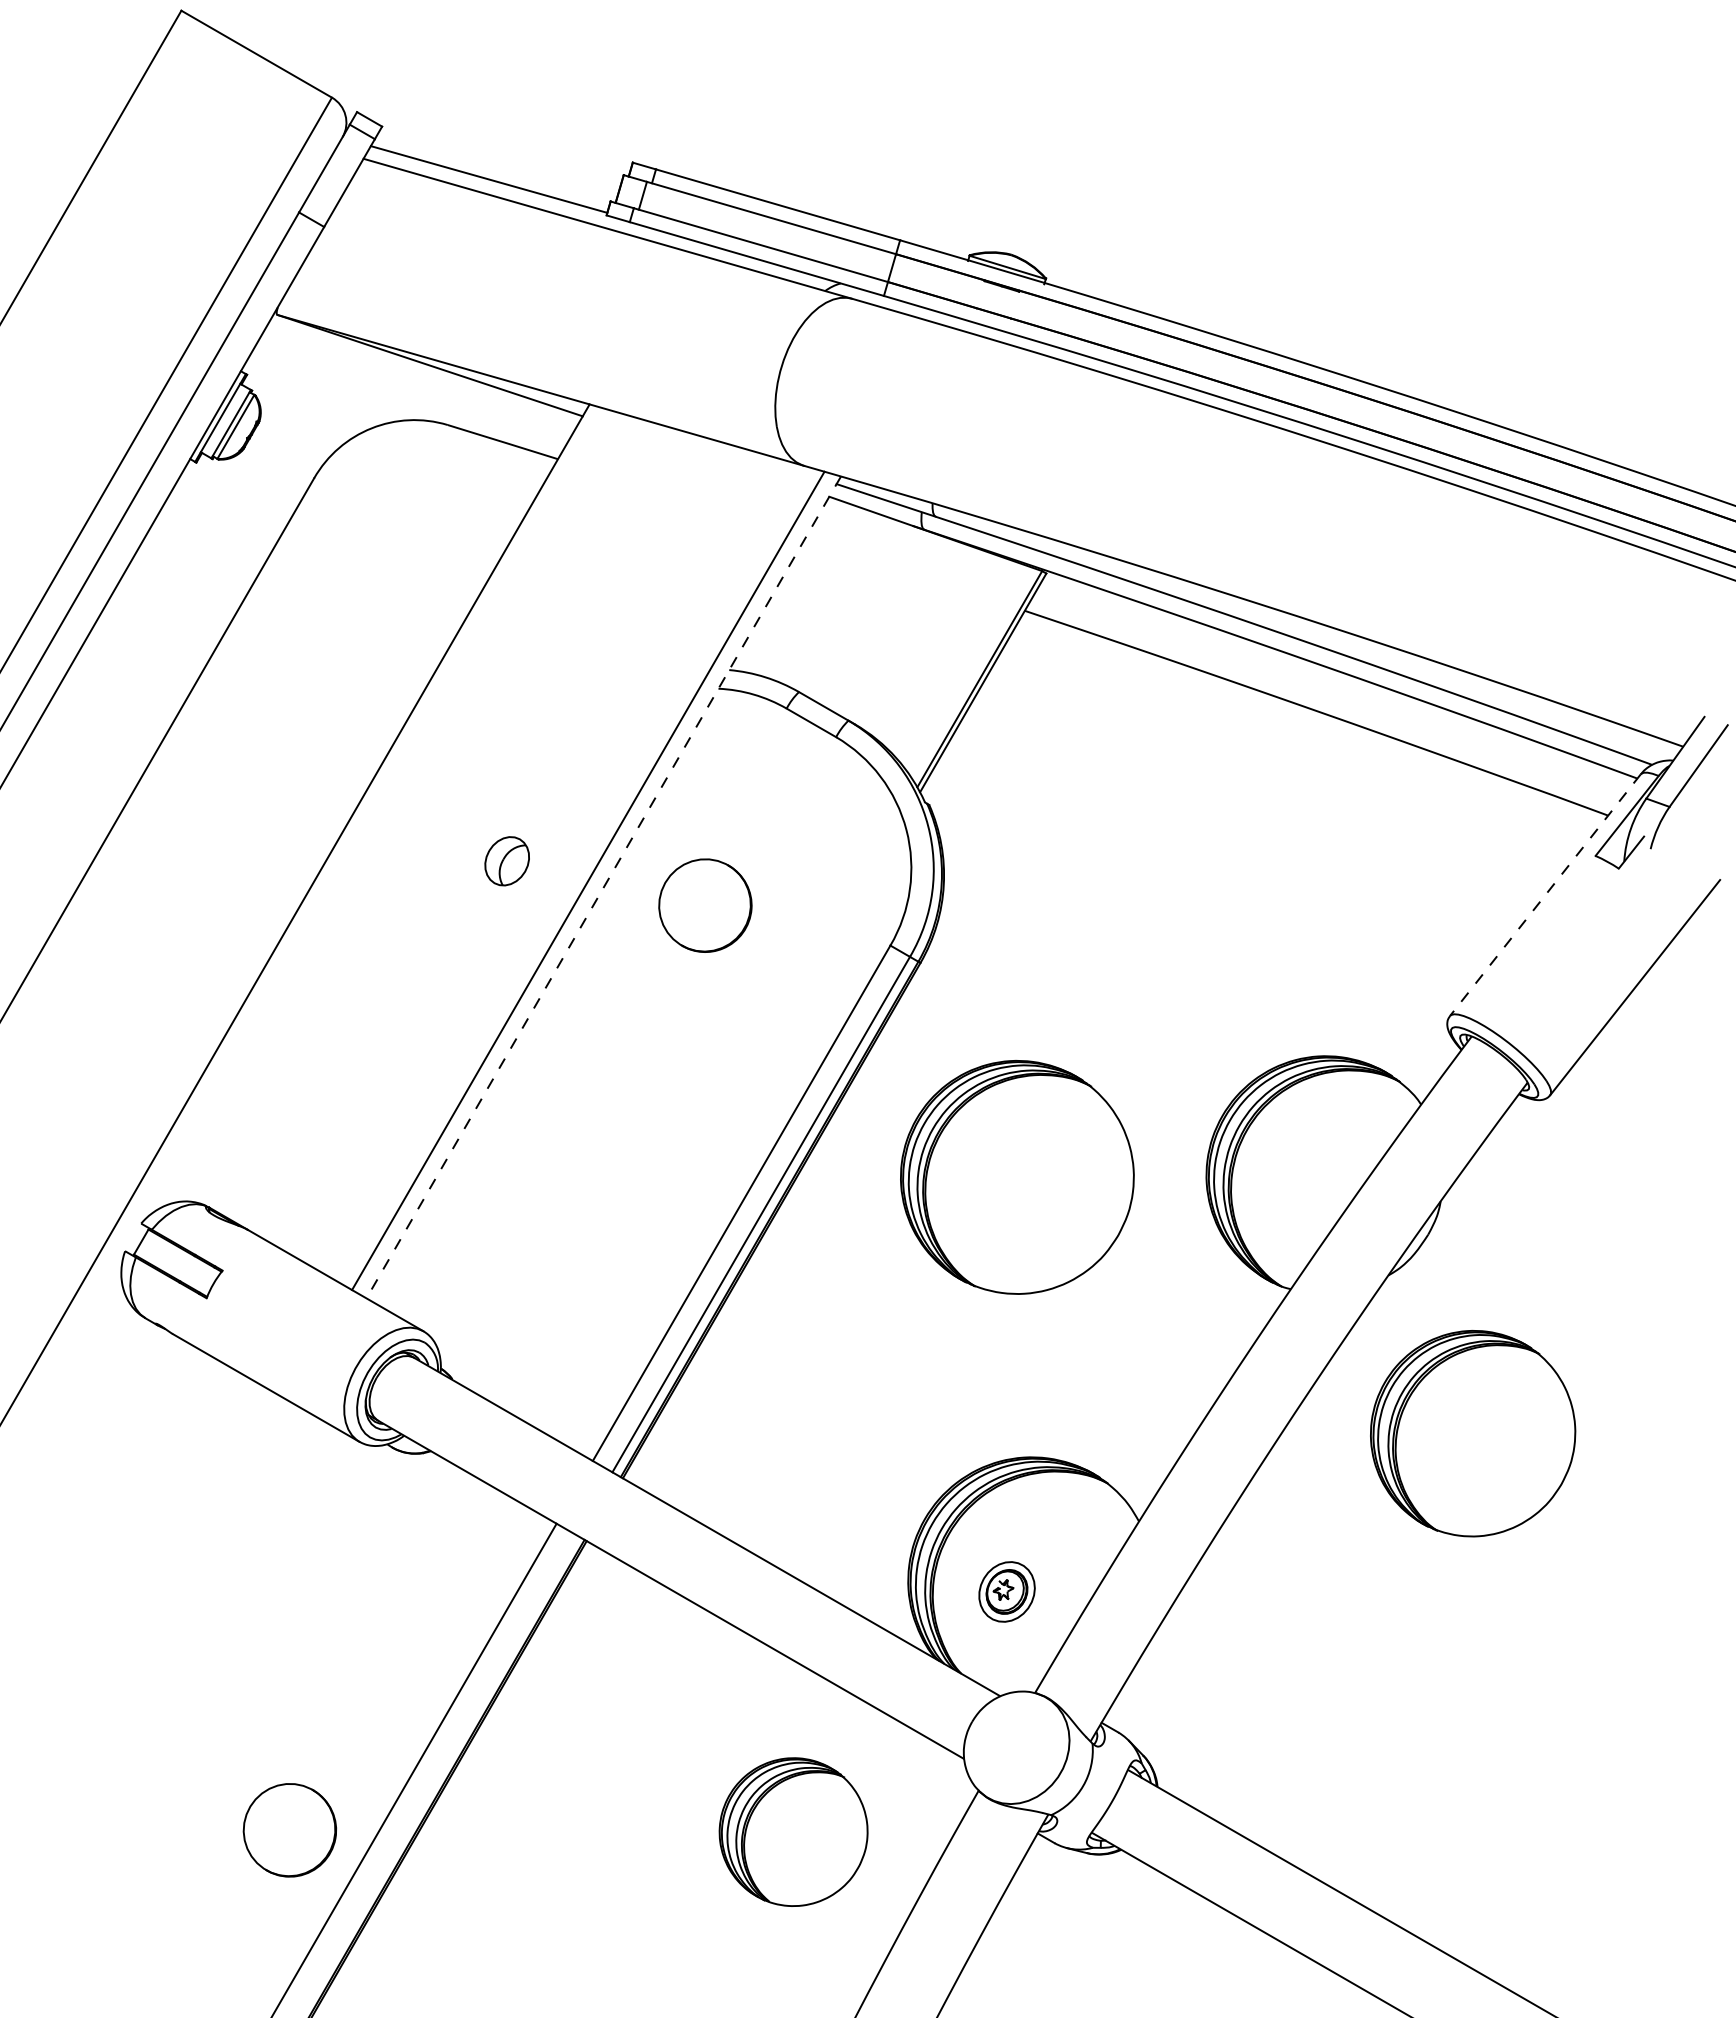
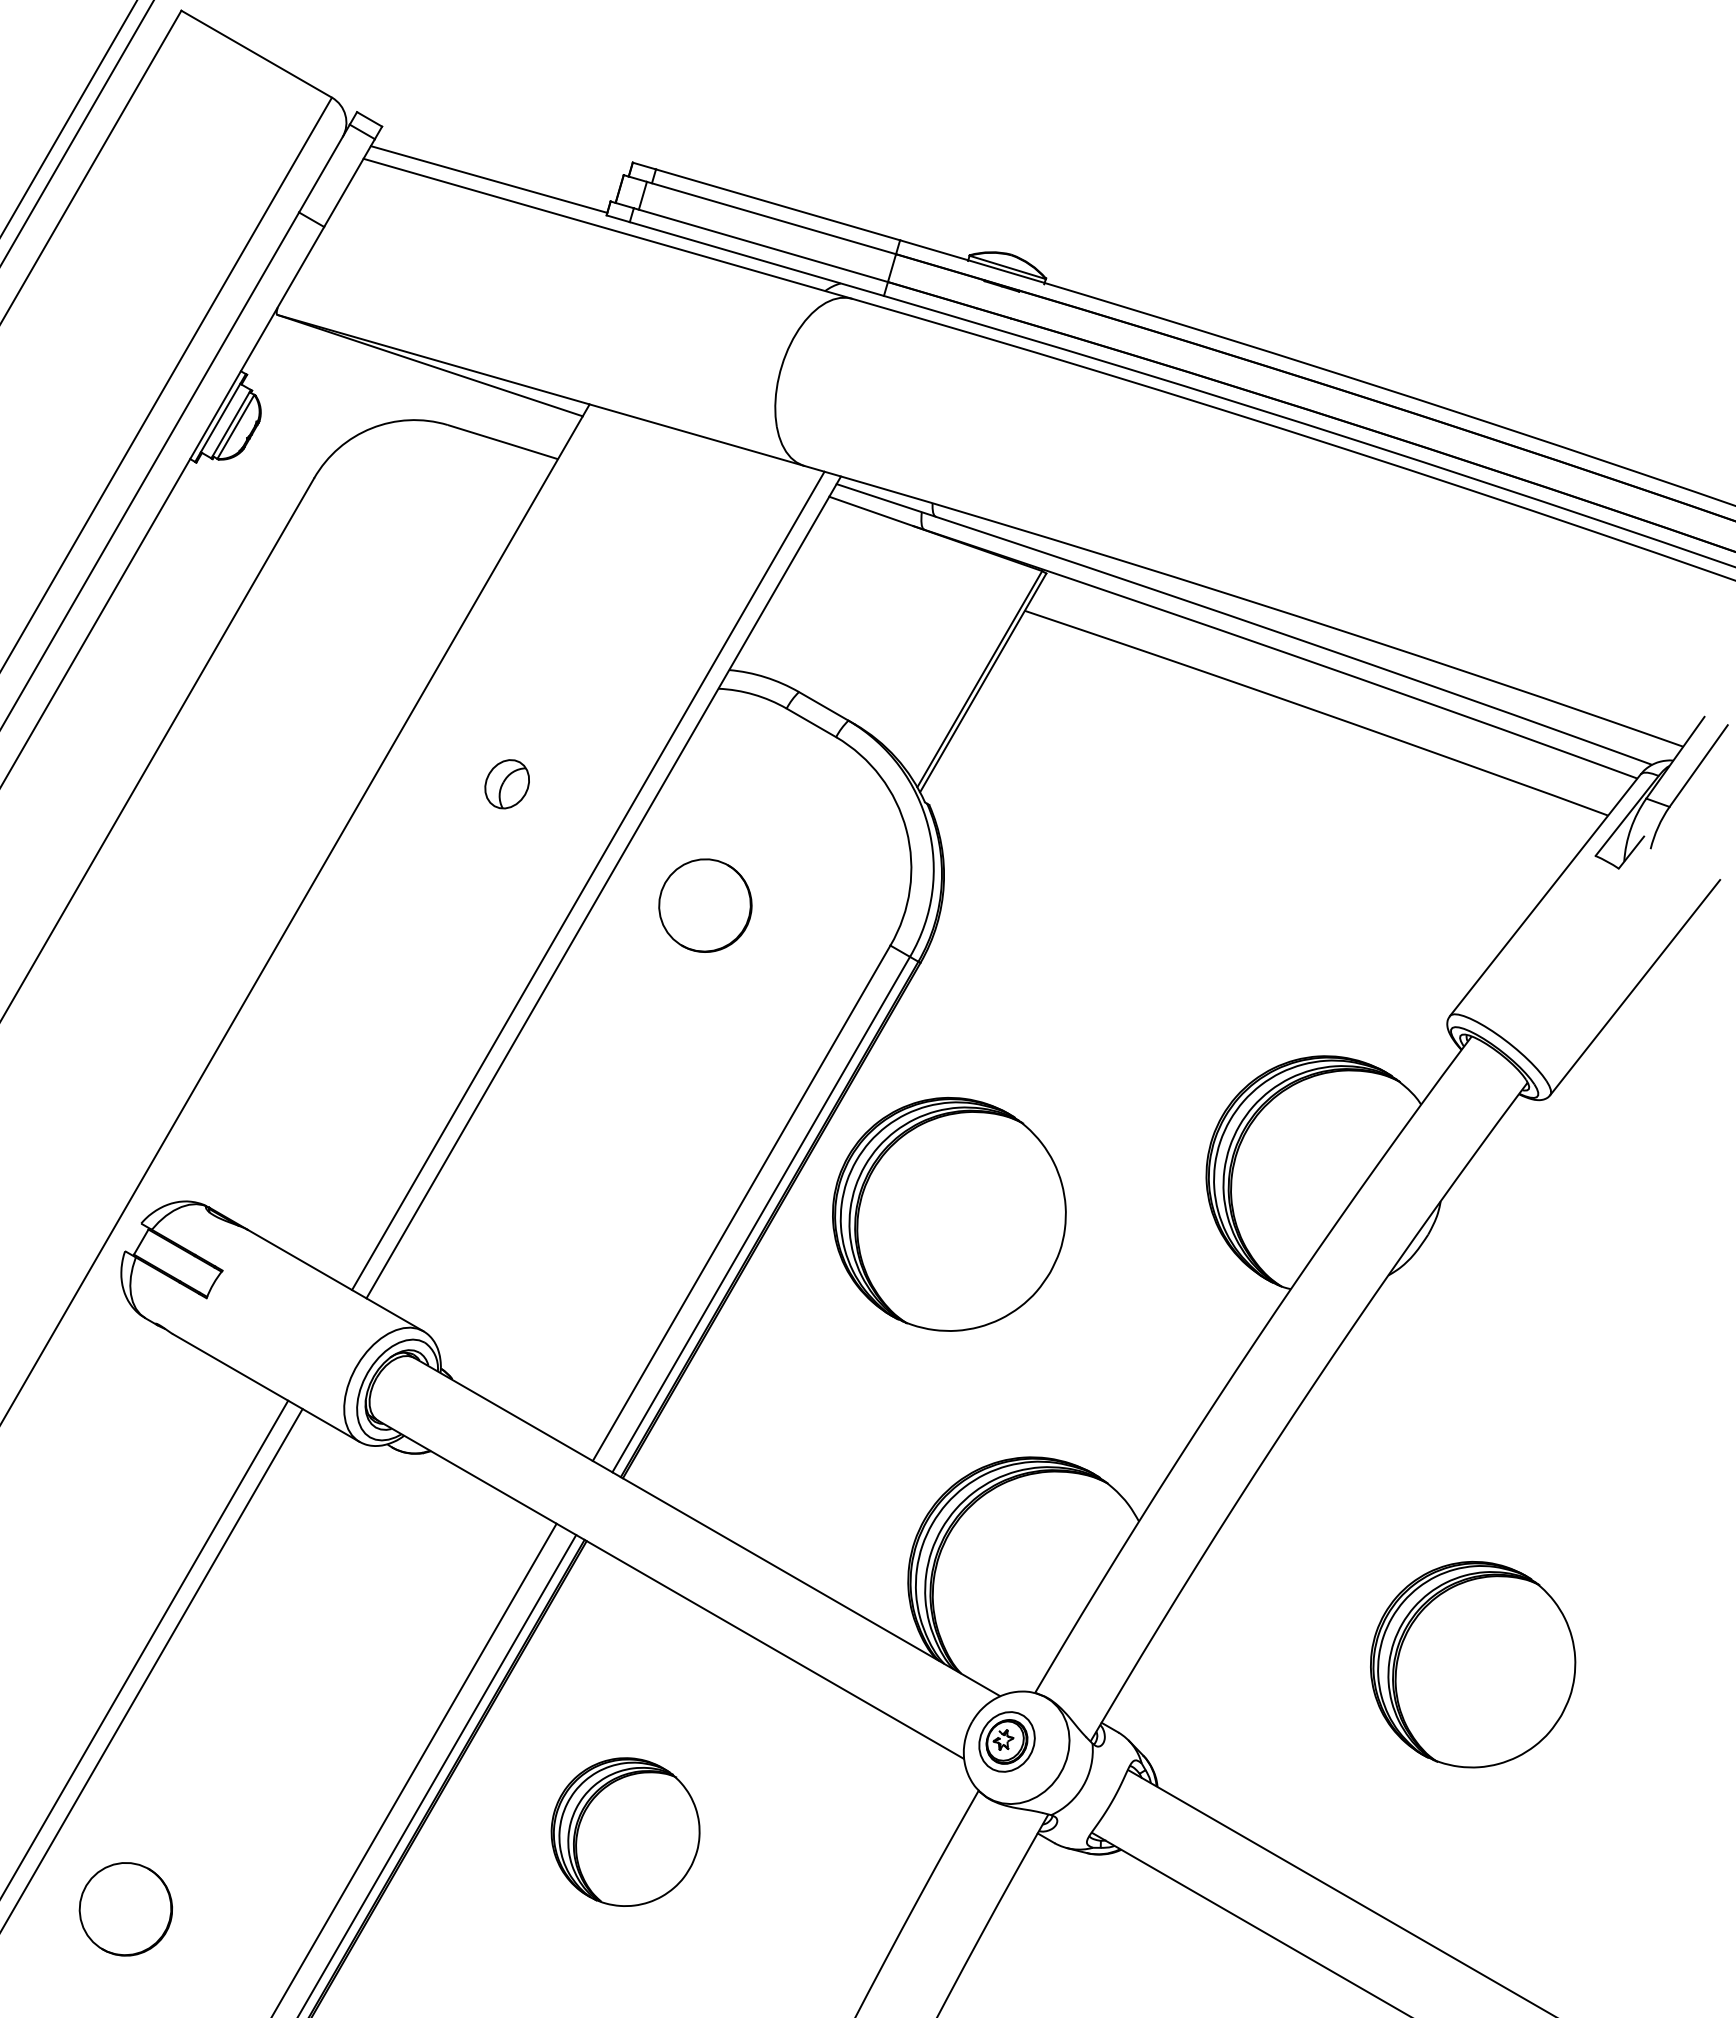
line: none -> present (68, 117)
line: none -> present (77, 132)
part position: (506, 861) -> (506, 784) (506, 784)
line: dashed -> solid (603, 887)
line: dashed -> solid (1545, 895)
part position: (1017, 1177) -> (949, 1214) (949, 1214)
part position: (1473, 1433) -> (1473, 1664) (1473, 1664)
part position: (1006, 1591) -> (1006, 1741) (1006, 1741)
line: none -> present (145, 1647)
line: none -> present (152, 1669)
line: none -> present (437, 1774)
part position: (289, 1830) -> (125, 1909) (125, 1909)
part position: (793, 1831) -> (625, 1831) (625, 1831)
